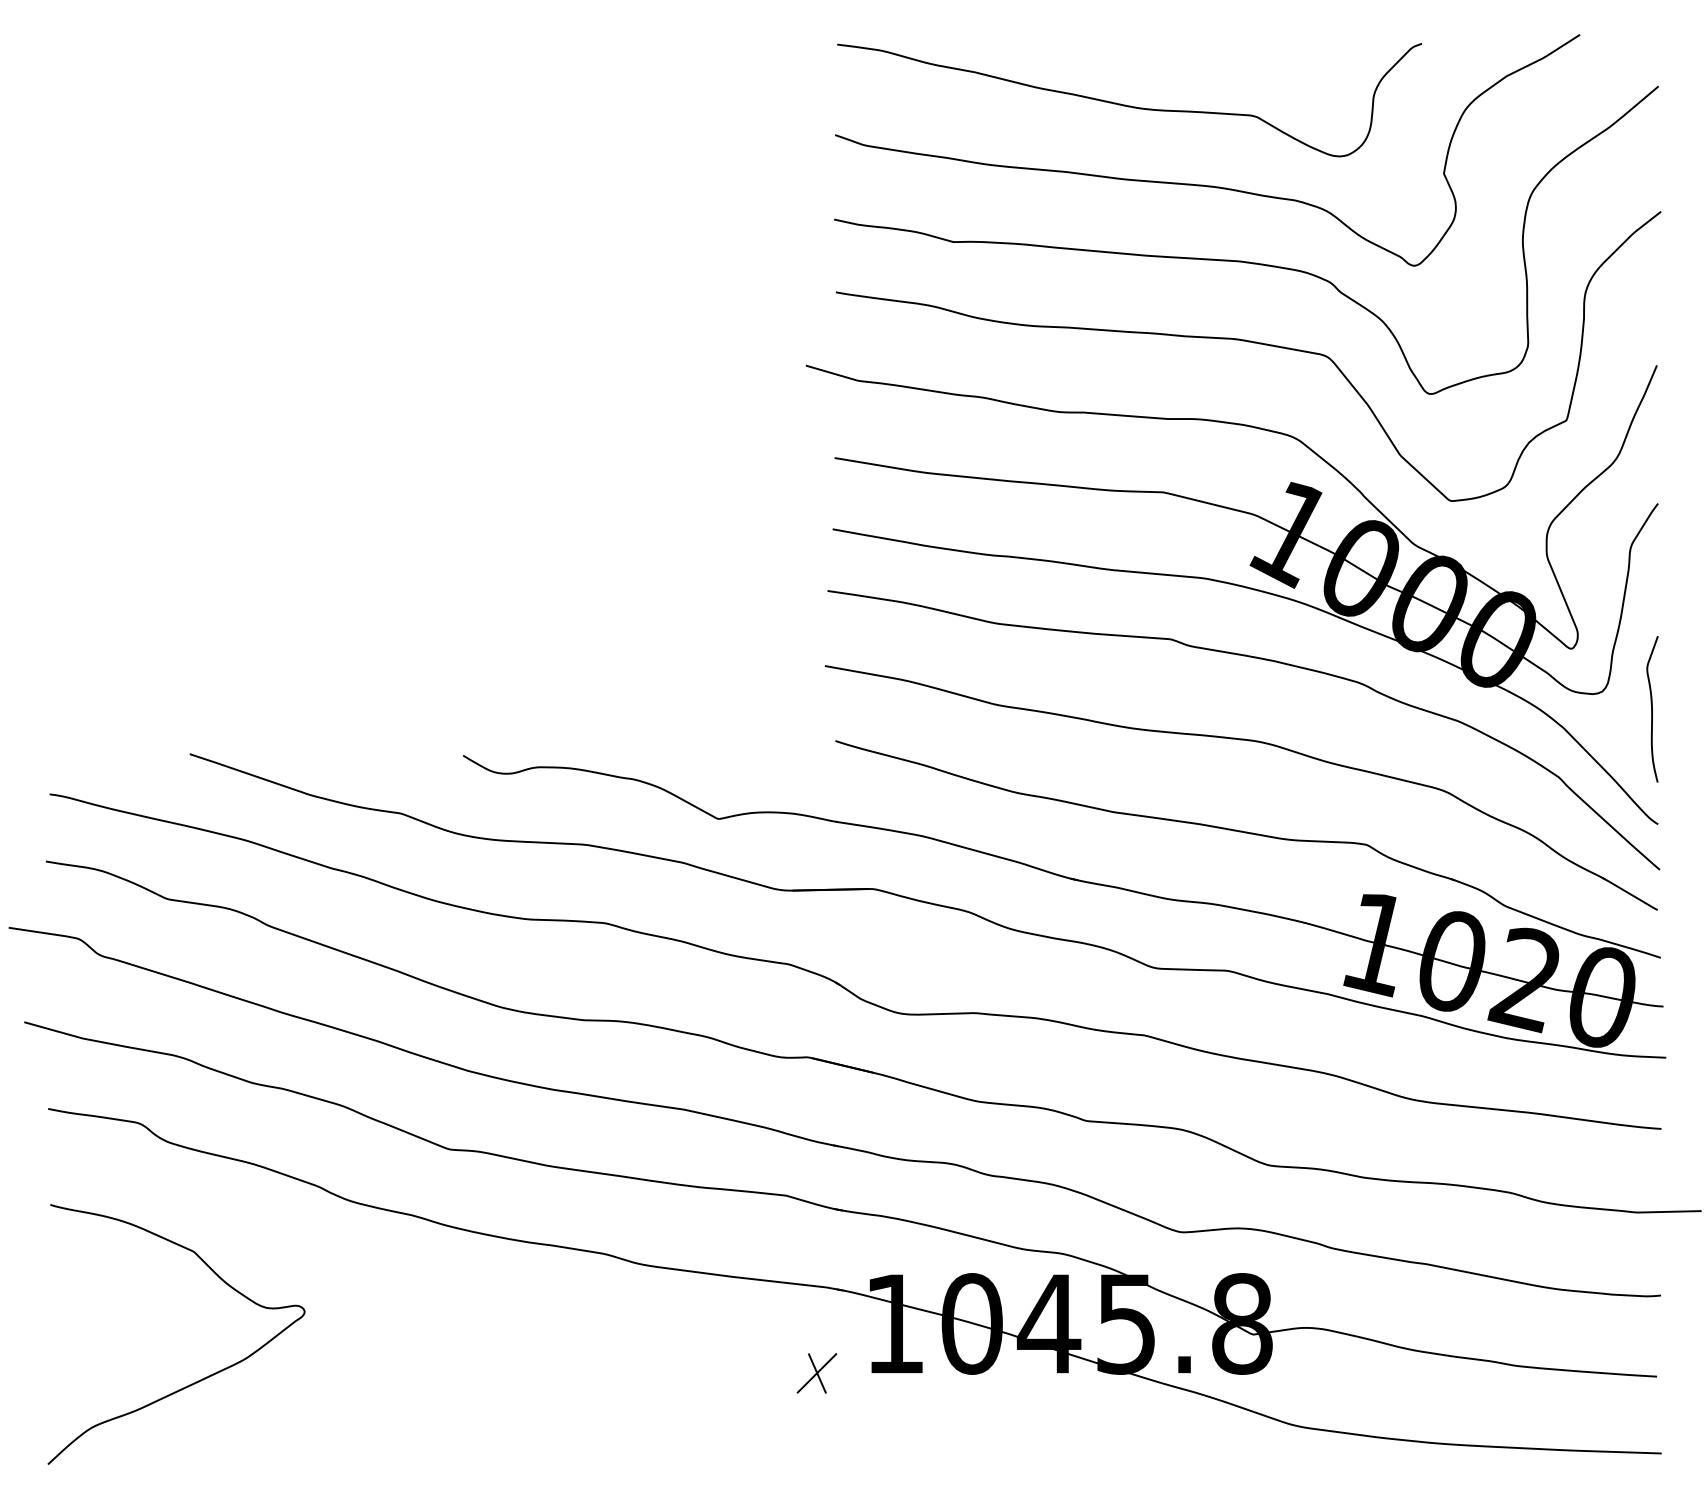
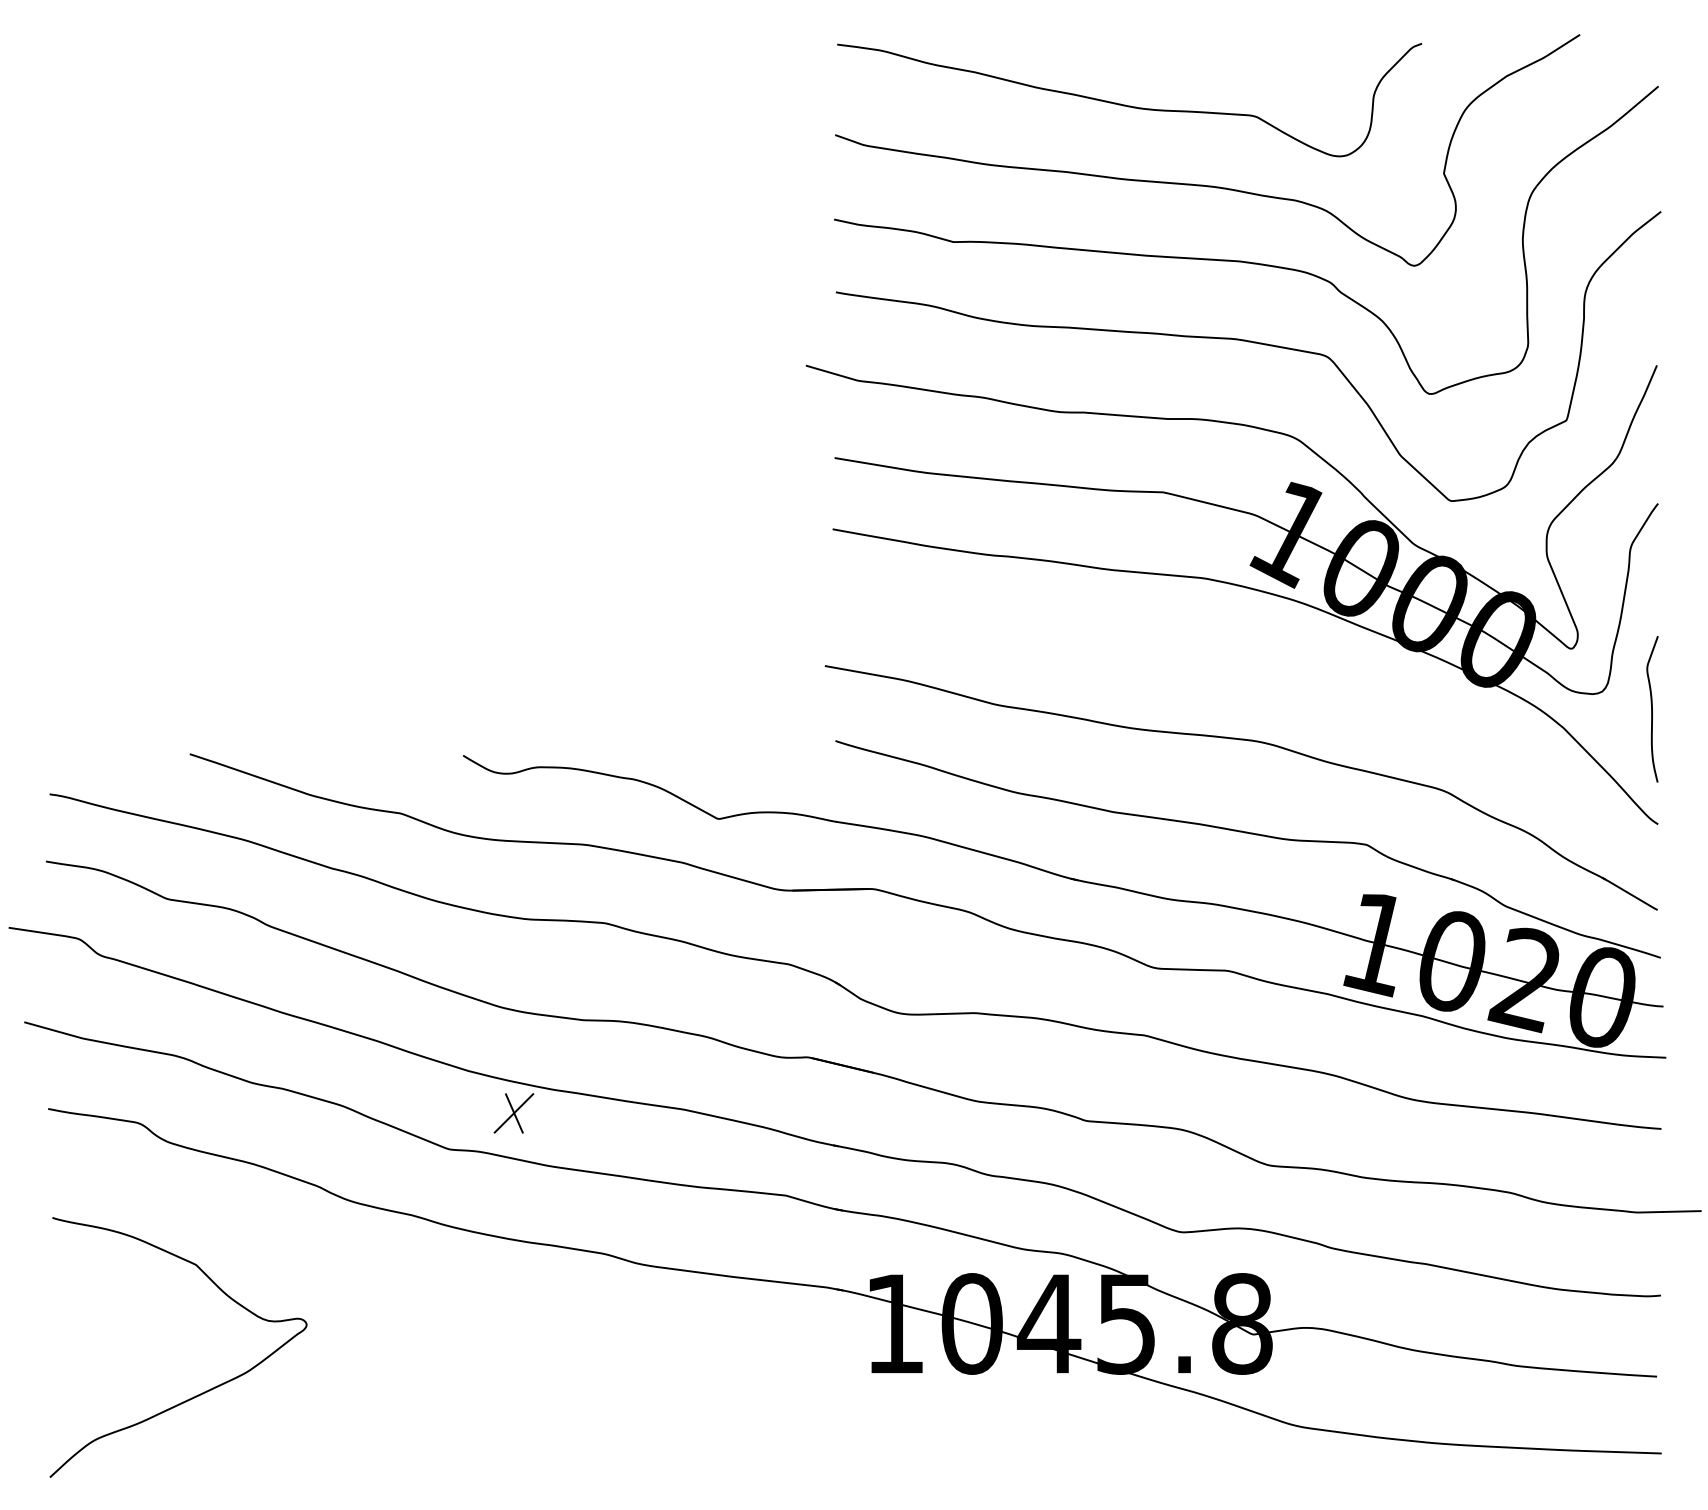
curve: present -> none (1259, 659)
part position: (816, 1373) -> (513, 1113) (513, 1113)
curve position: (193, 1382) -> (195, 1395) (195, 1395)
